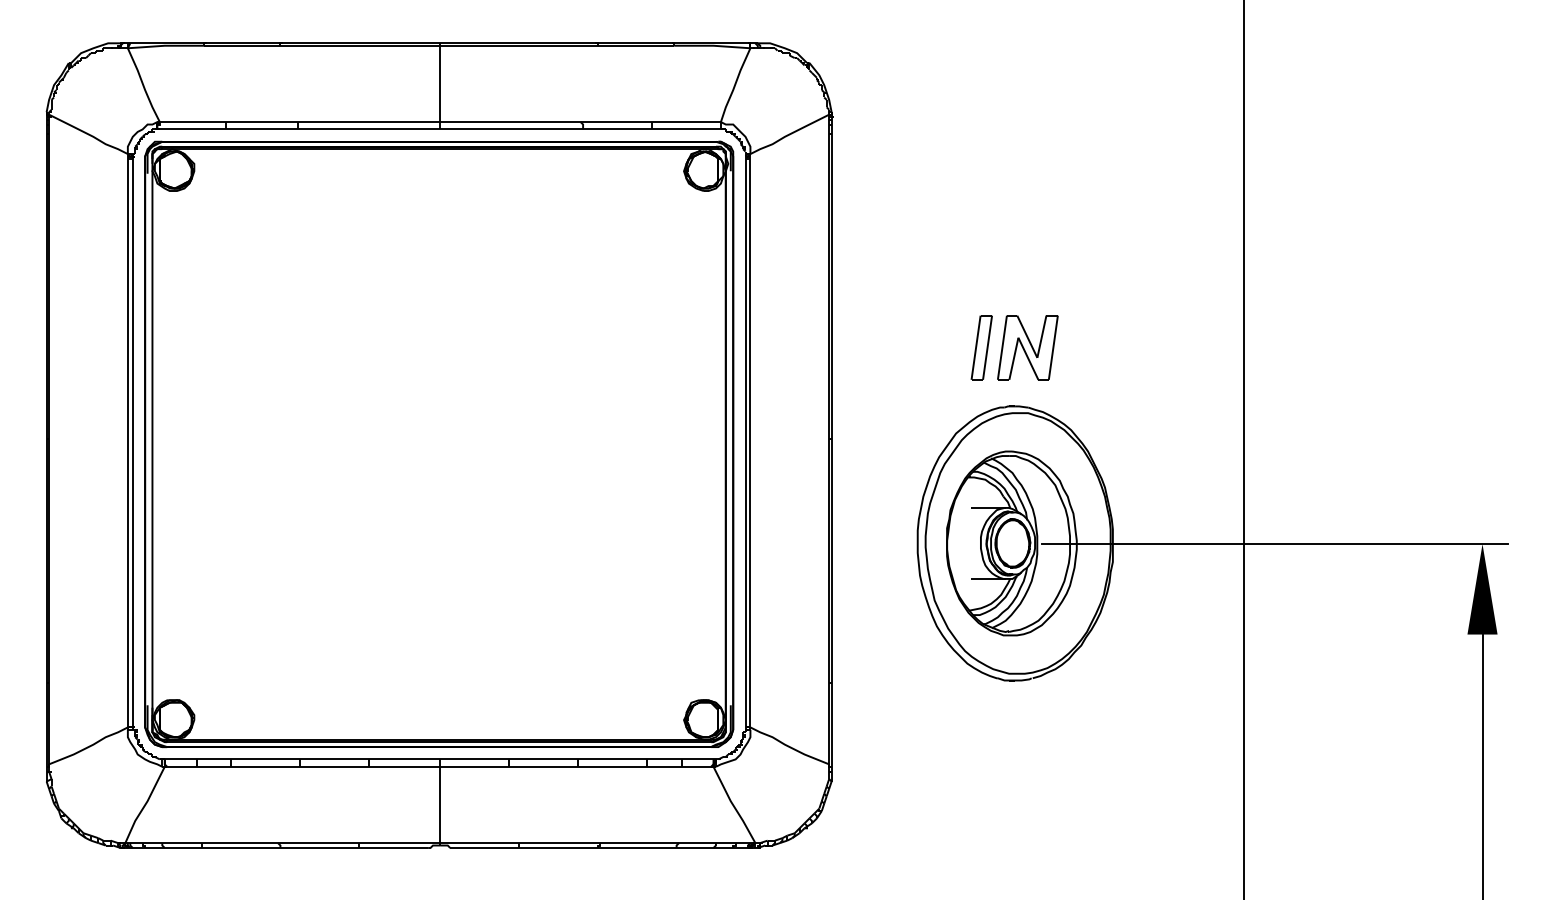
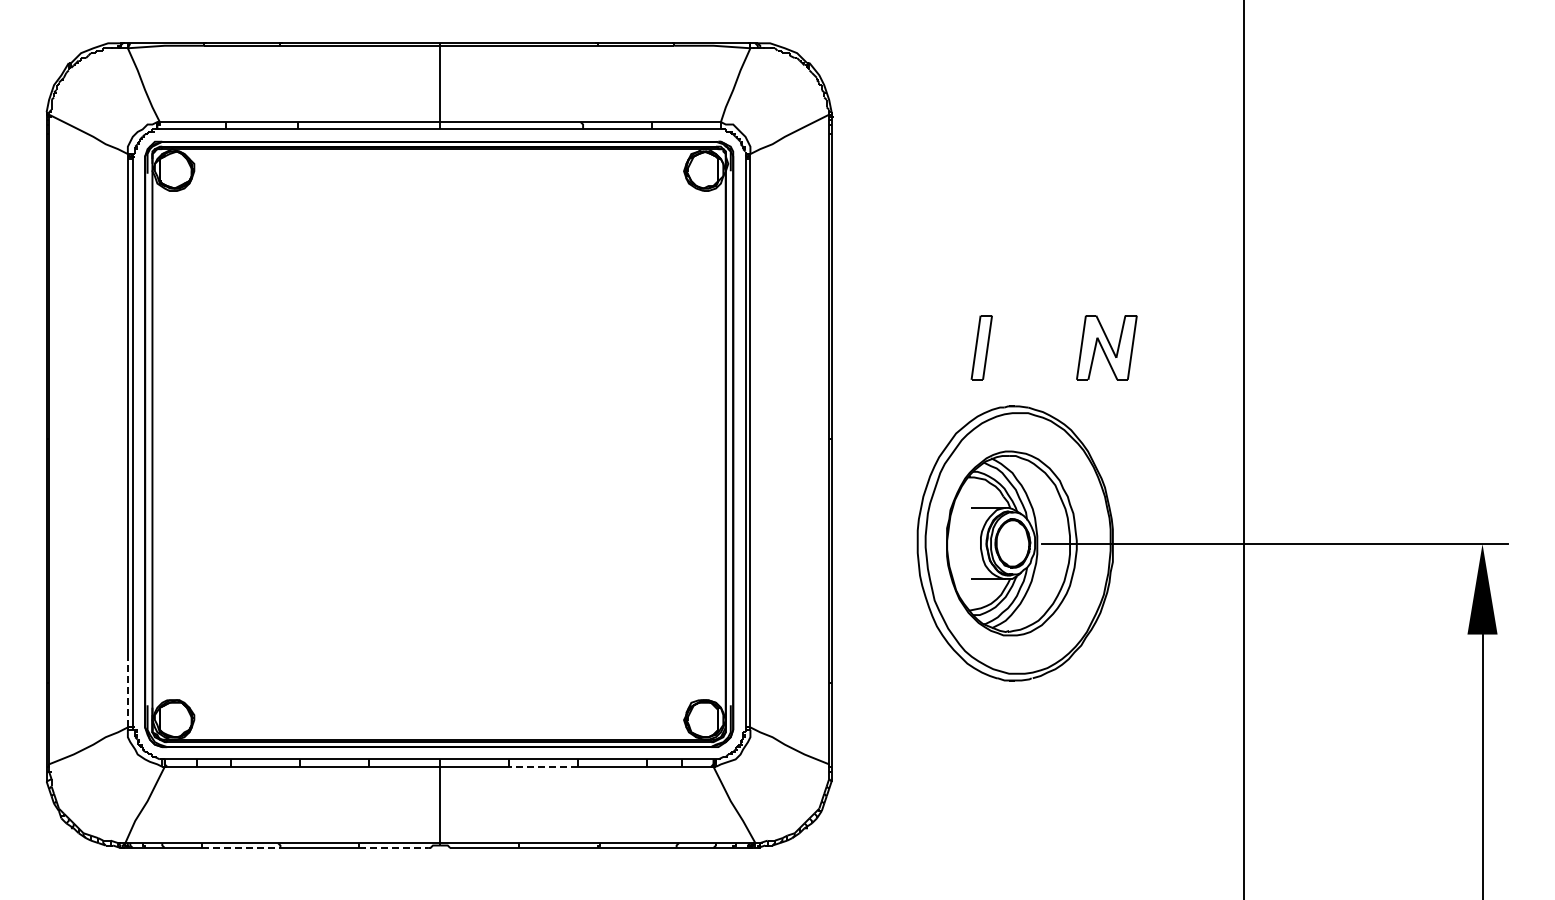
part position: (1027, 347) -> (1106, 347) (1106, 347)
line: solid -> dashed (127, 691)
line: solid -> dashed (543, 766)
line: solid -> dashed (241, 847)
line: solid -> dashed (394, 847)
